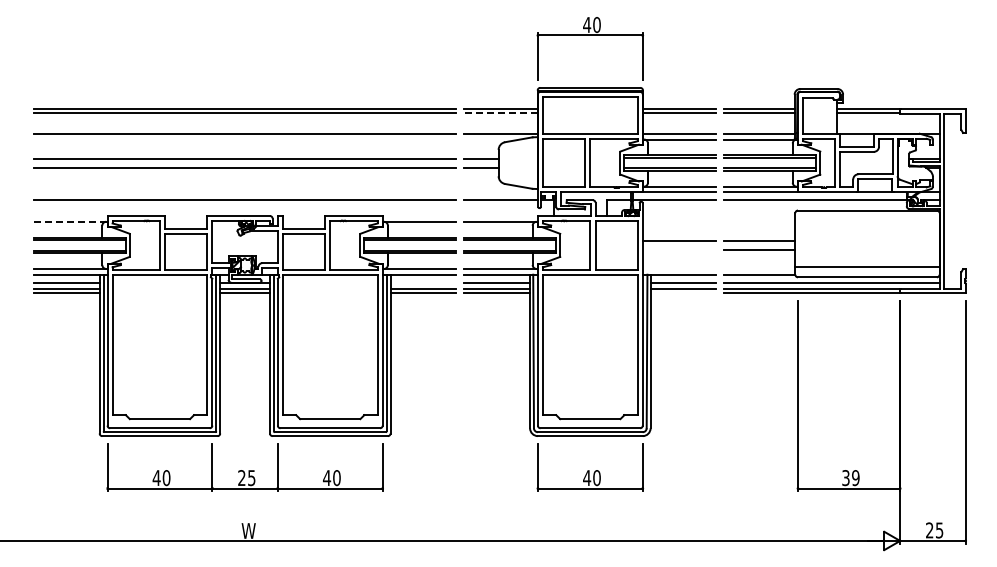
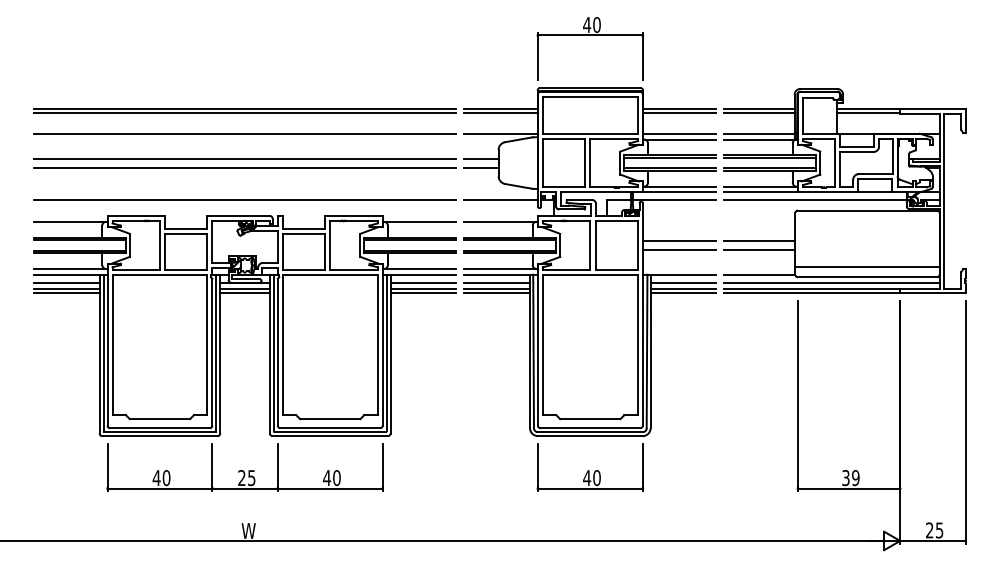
line: dashed -> solid (500, 113)
line: dashed -> solid (70, 221)
line: none -> present (679, 249)
line: none -> present (423, 282)
line: none -> present (683, 292)
